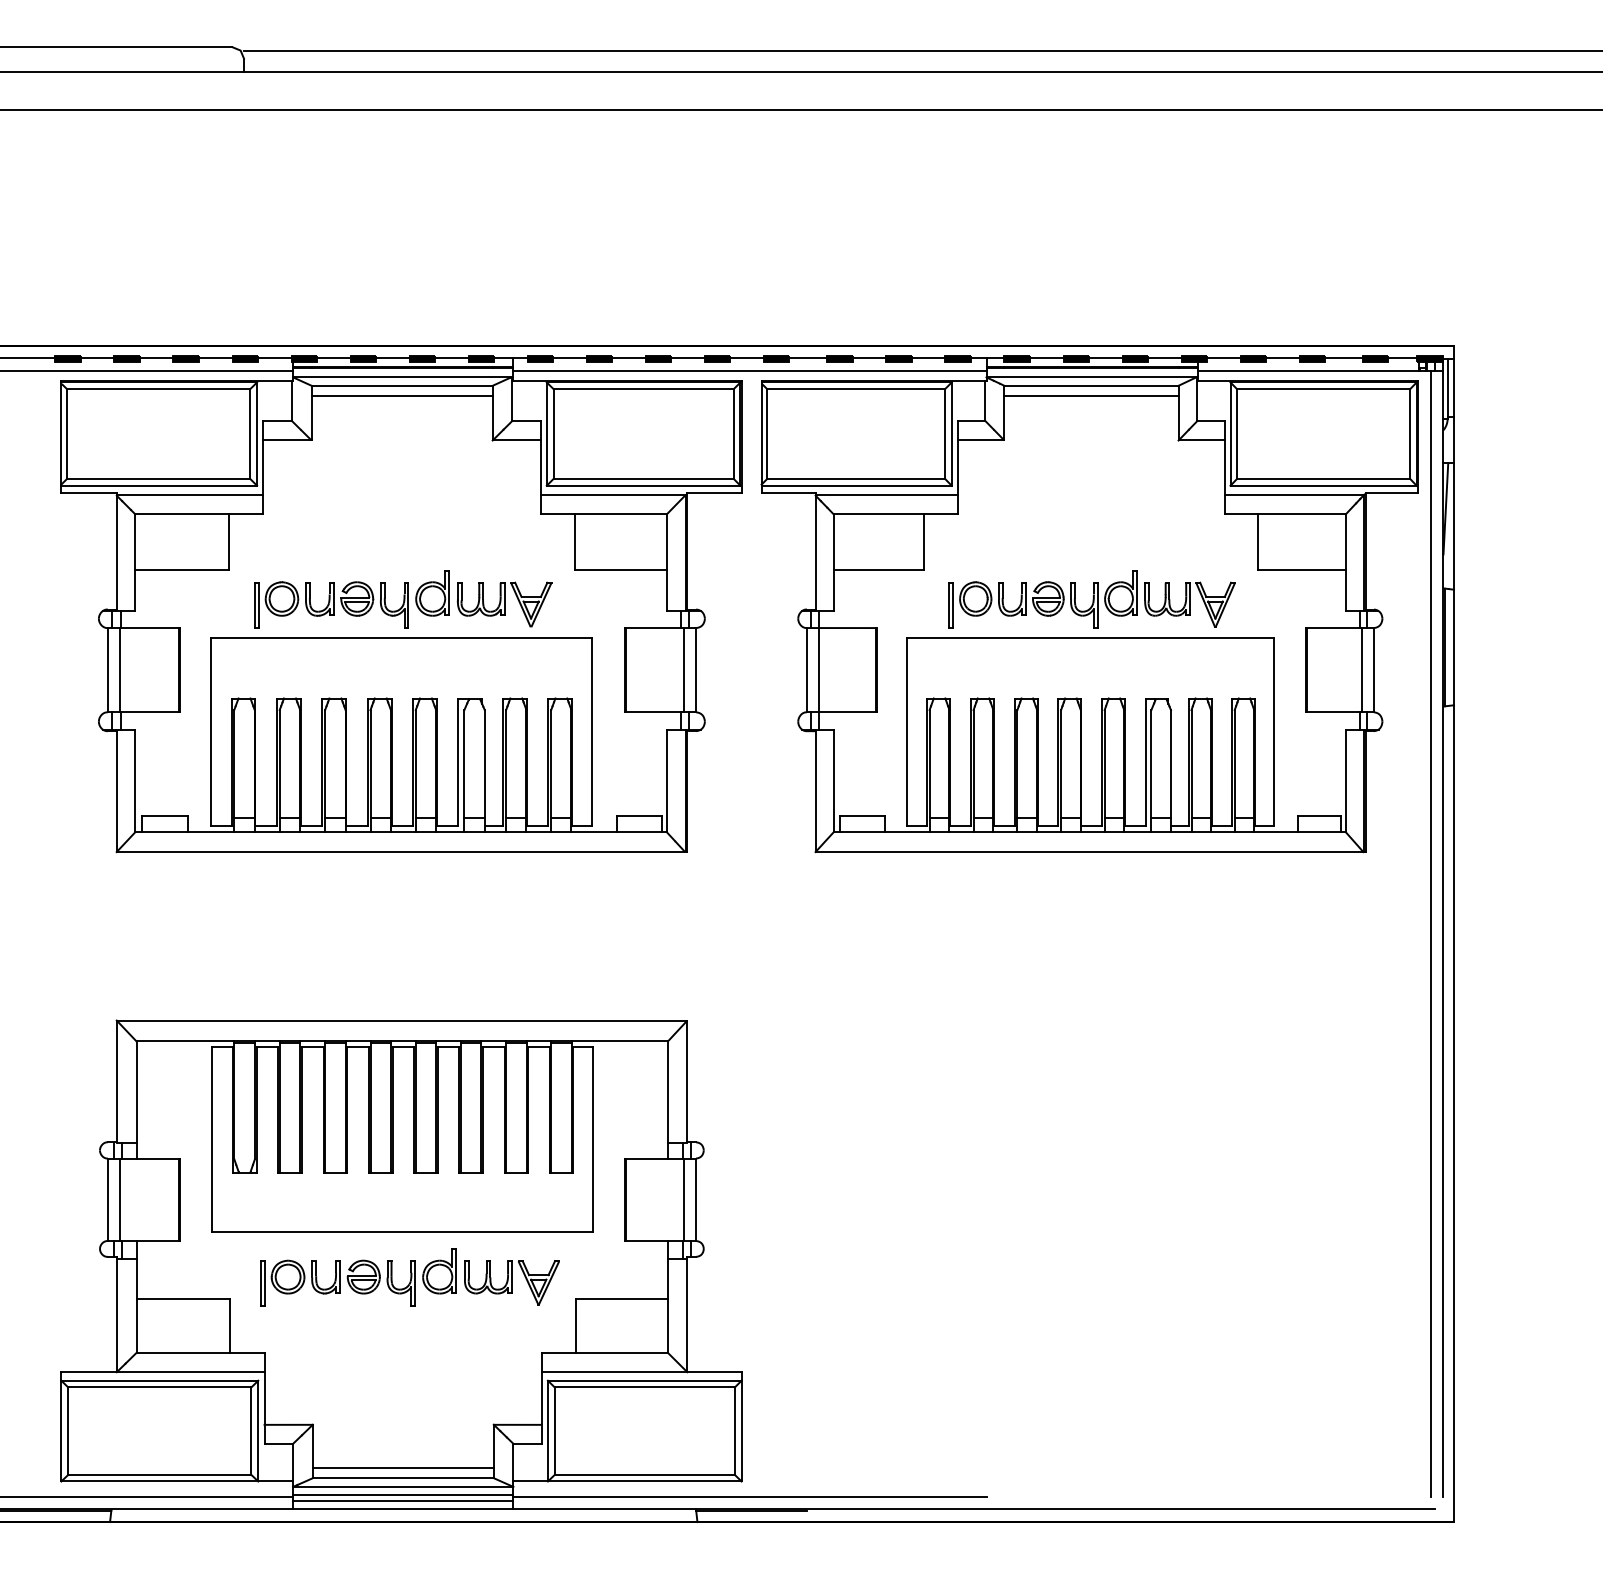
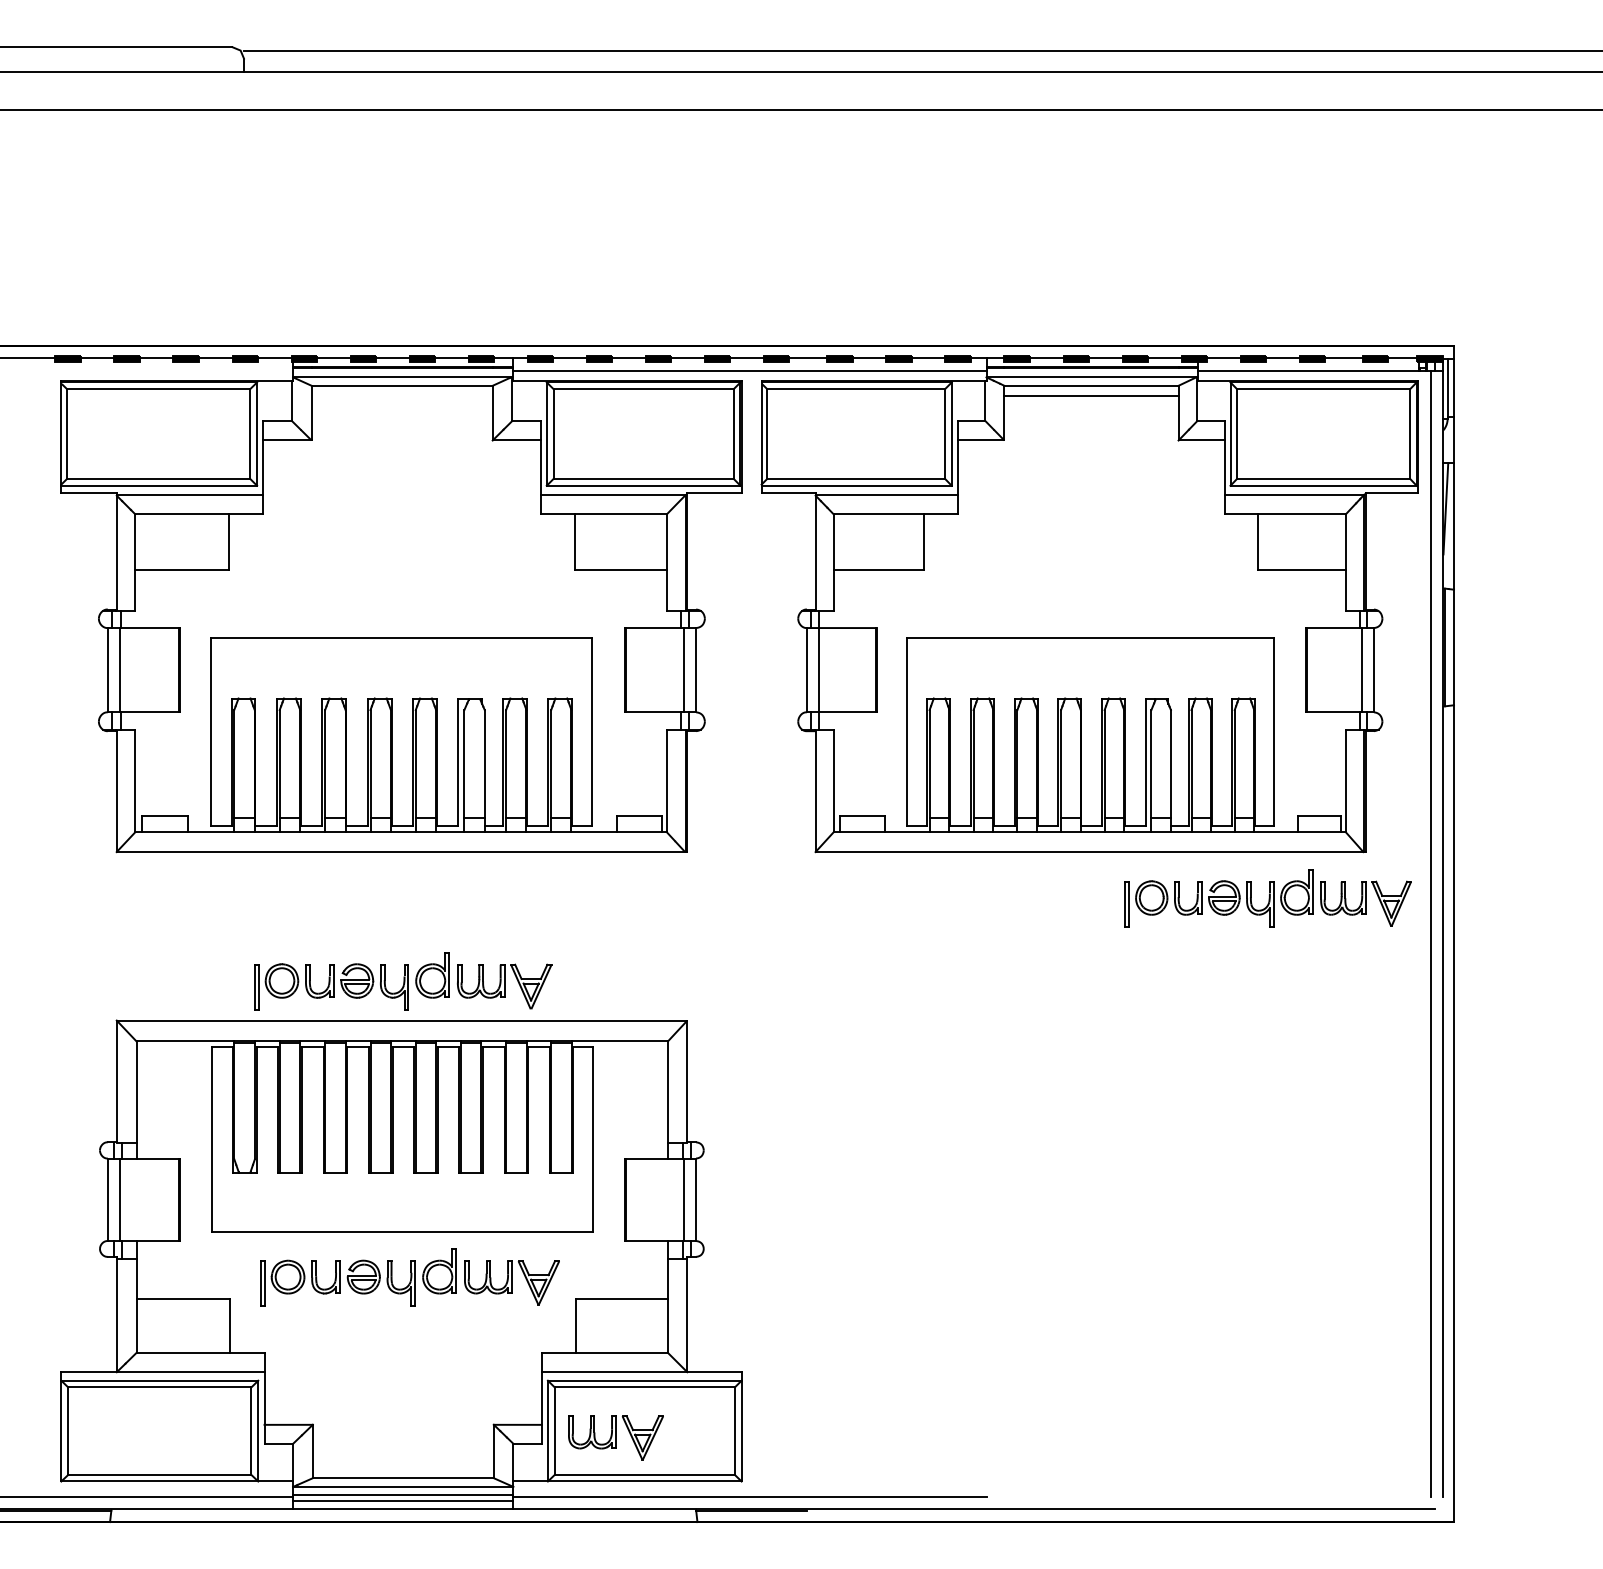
line: present -> none (147, 371)
line: present -> none (401, 395)
part position: (403, 599) -> (403, 981) (403, 981)
part position: (1091, 599) -> (1267, 898) (1267, 898)
part: none -> present (615, 1437)
line: present -> none (402, 1468)
